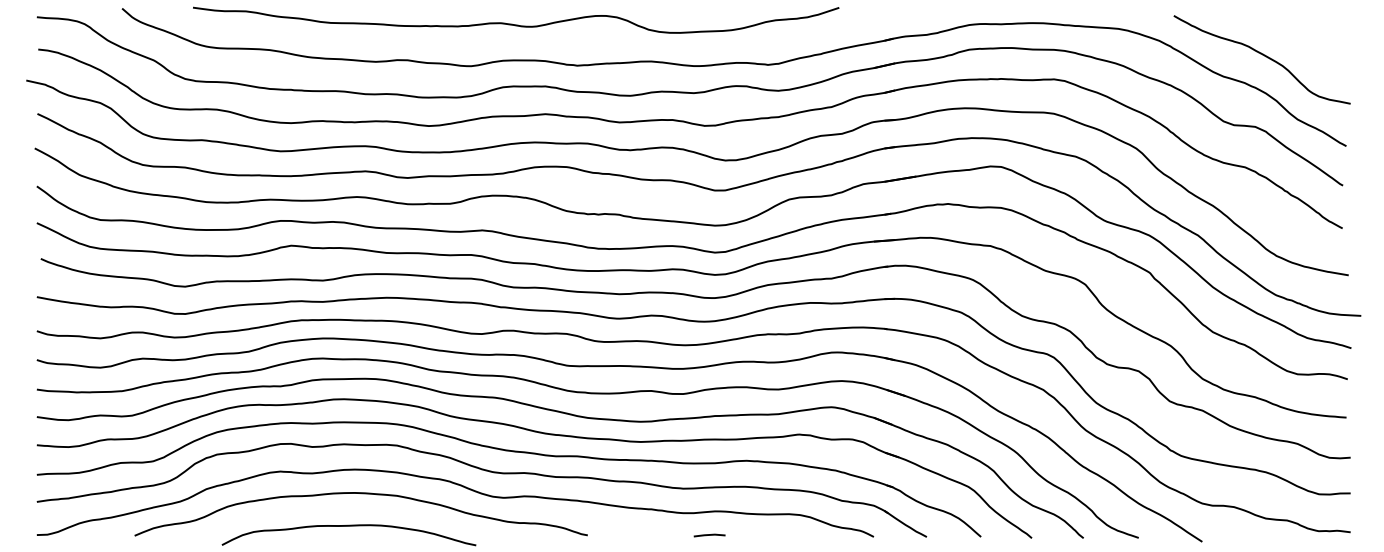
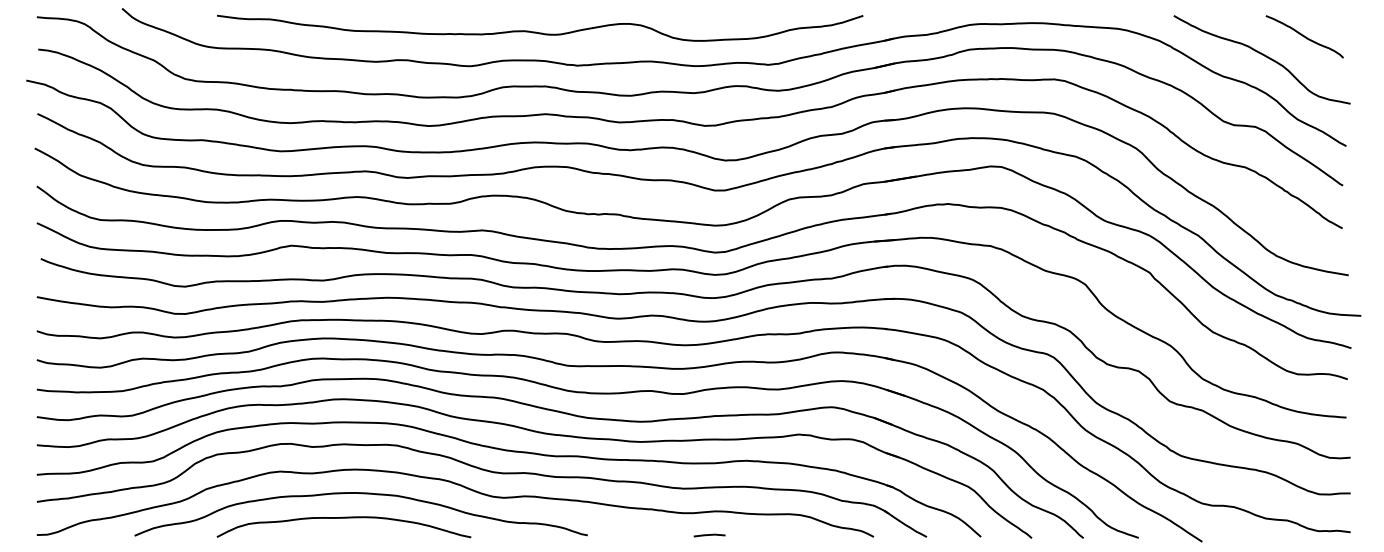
curve position: (516, 24) -> (540, 32) (540, 32)
curve: none -> present (1304, 36)
curve position: (348, 526) -> (343, 518) (343, 518)
